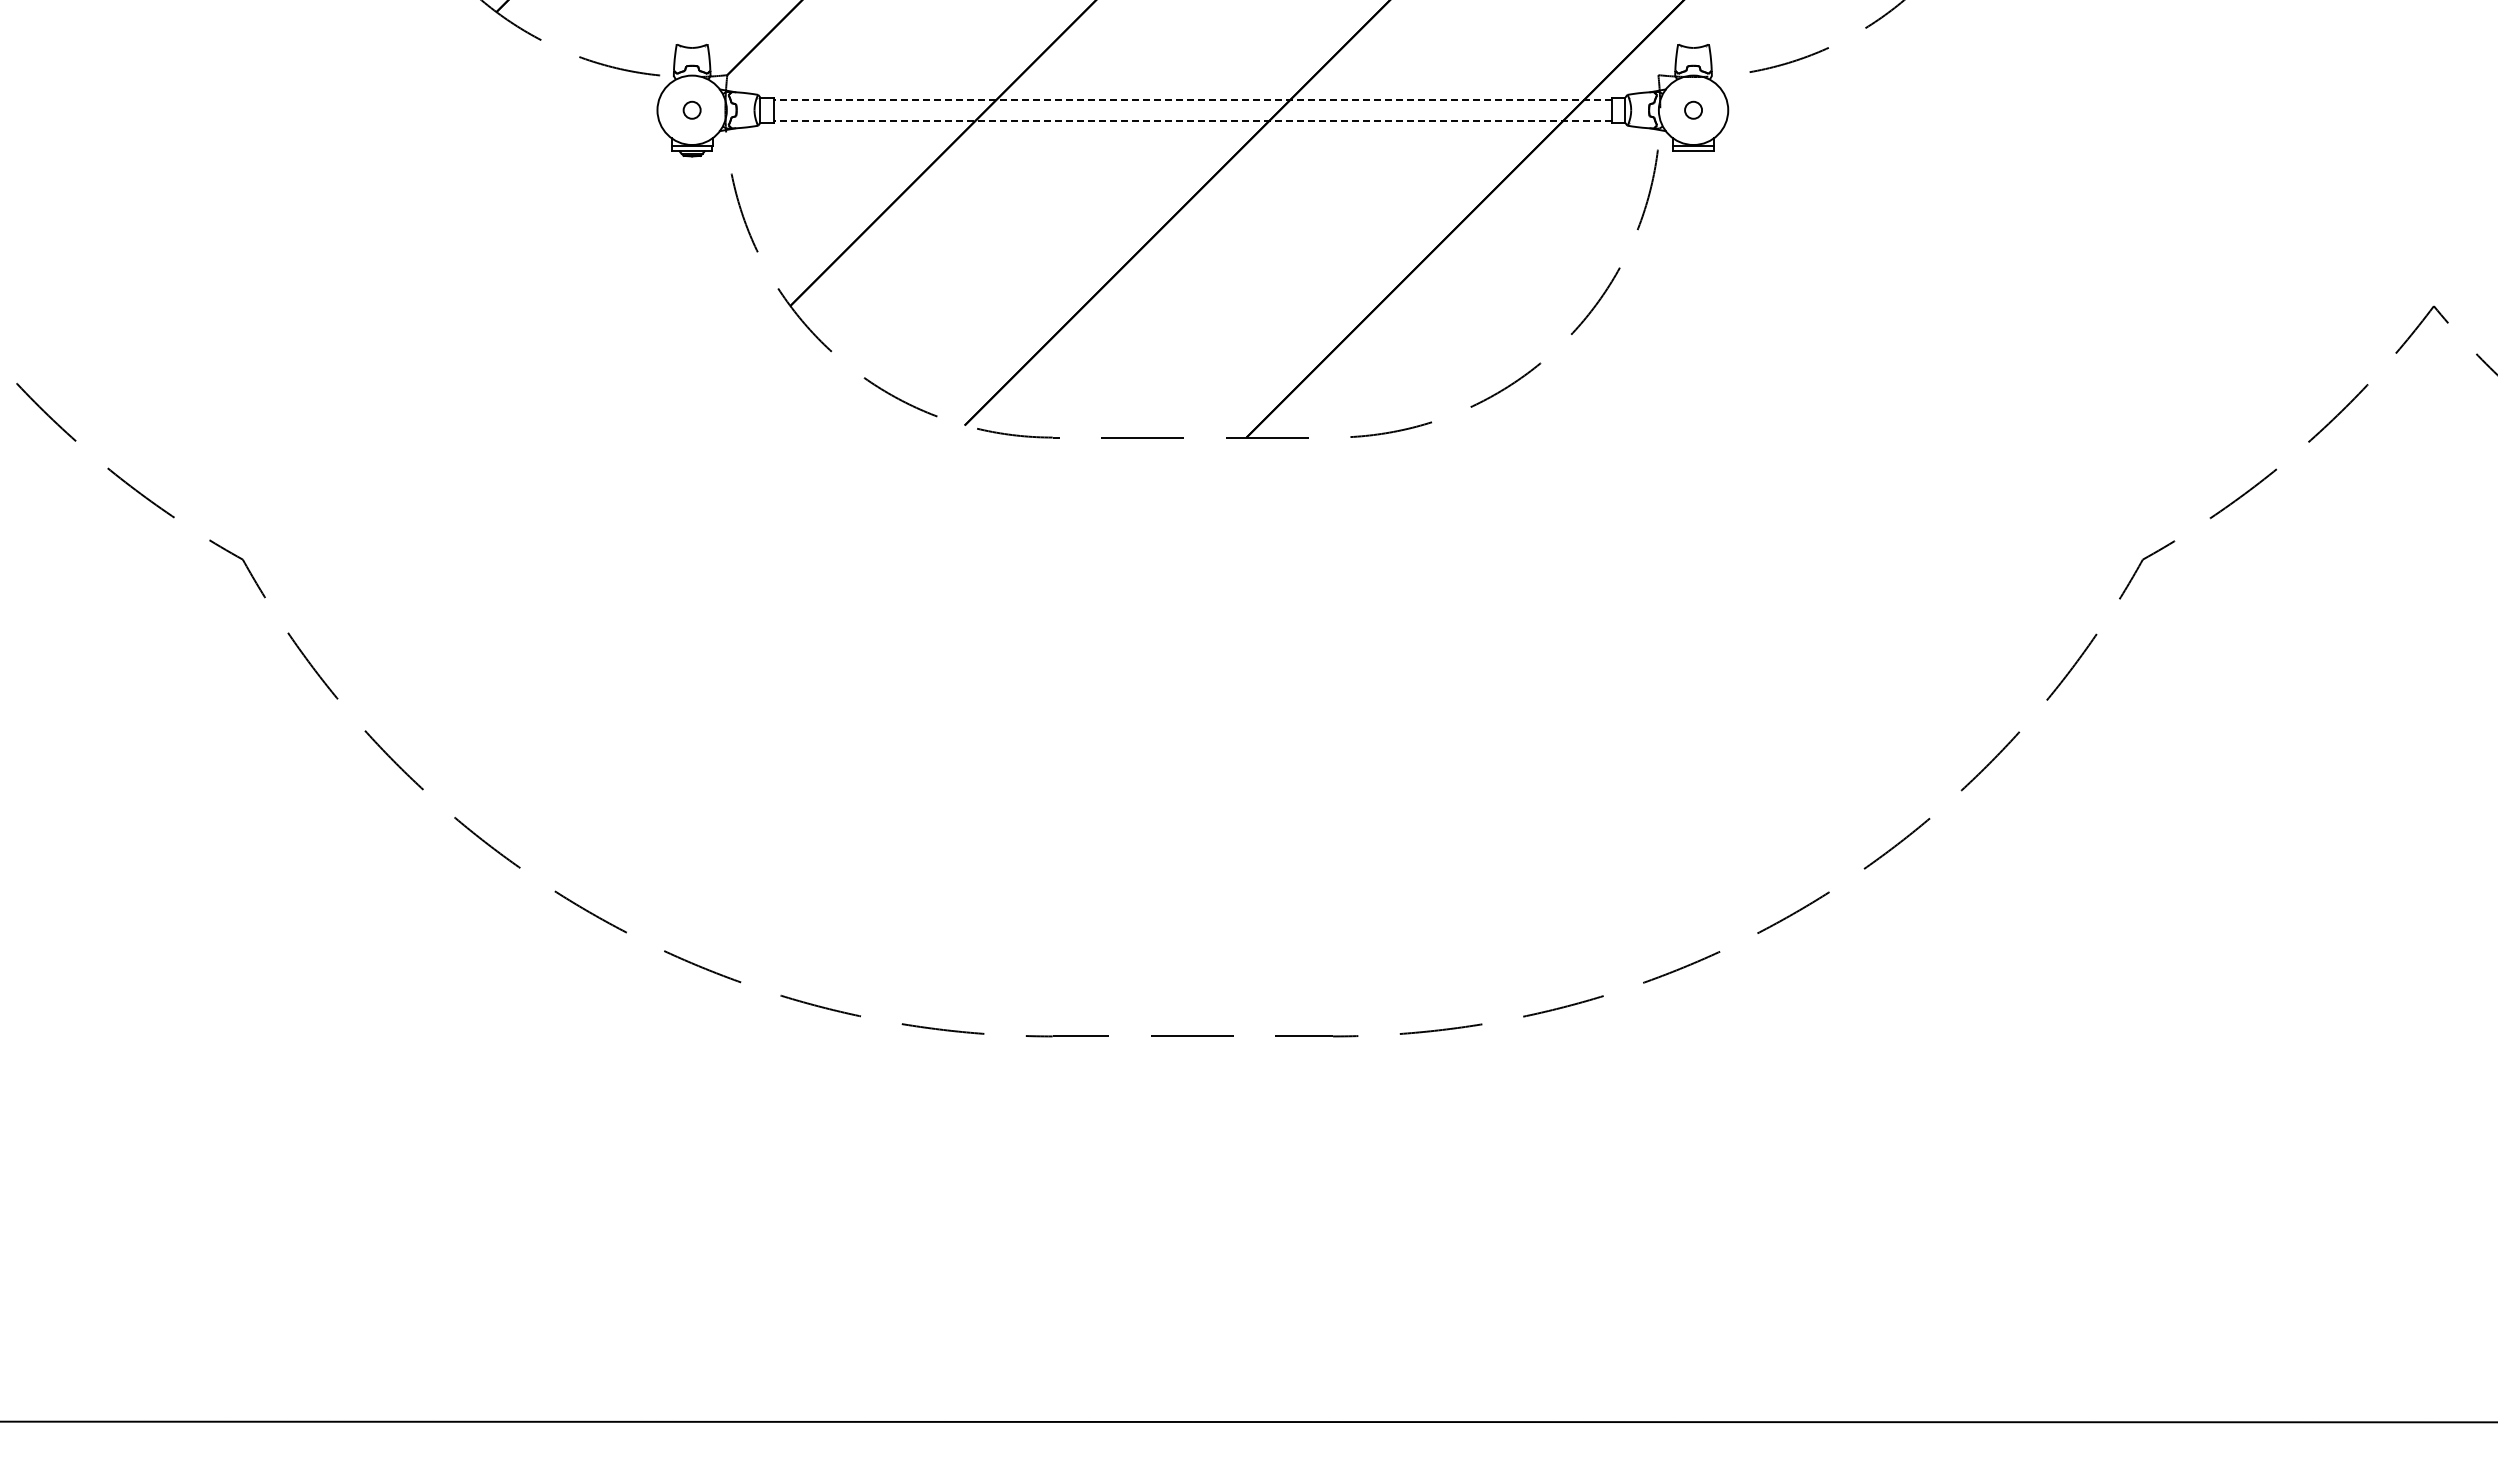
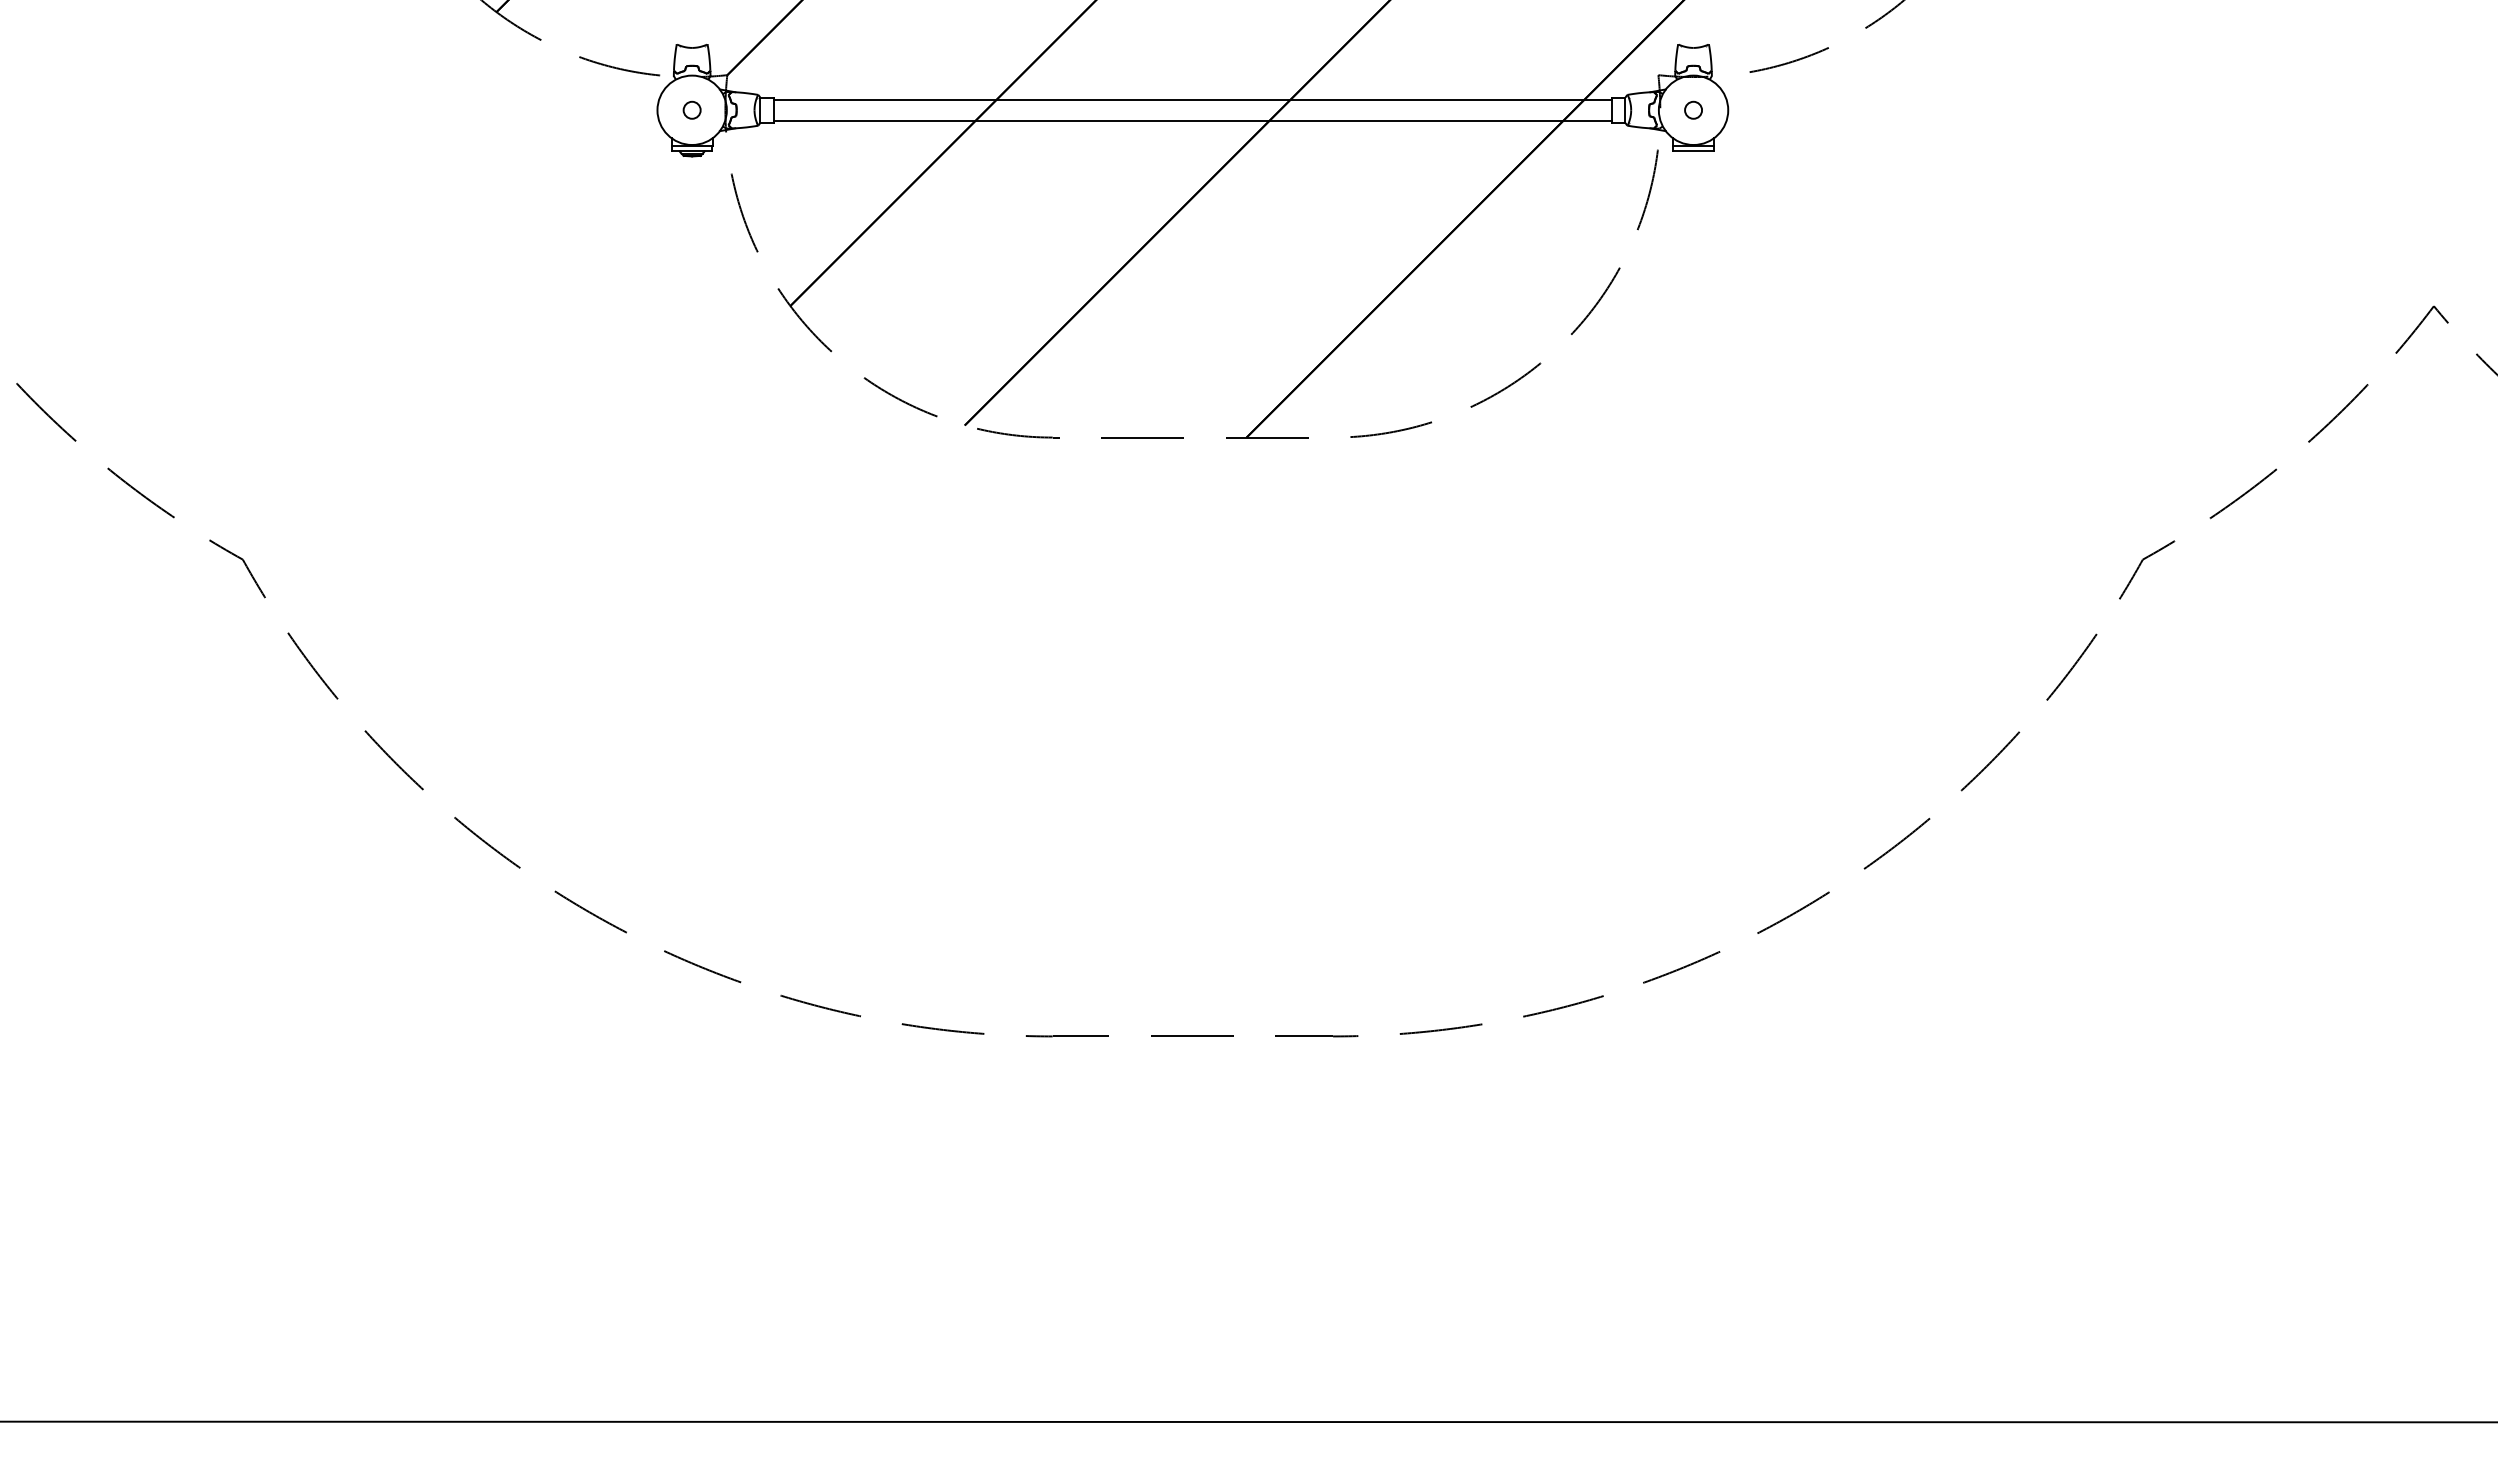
line: dashed -> solid (1192, 99)
line: dashed -> solid (1192, 120)
